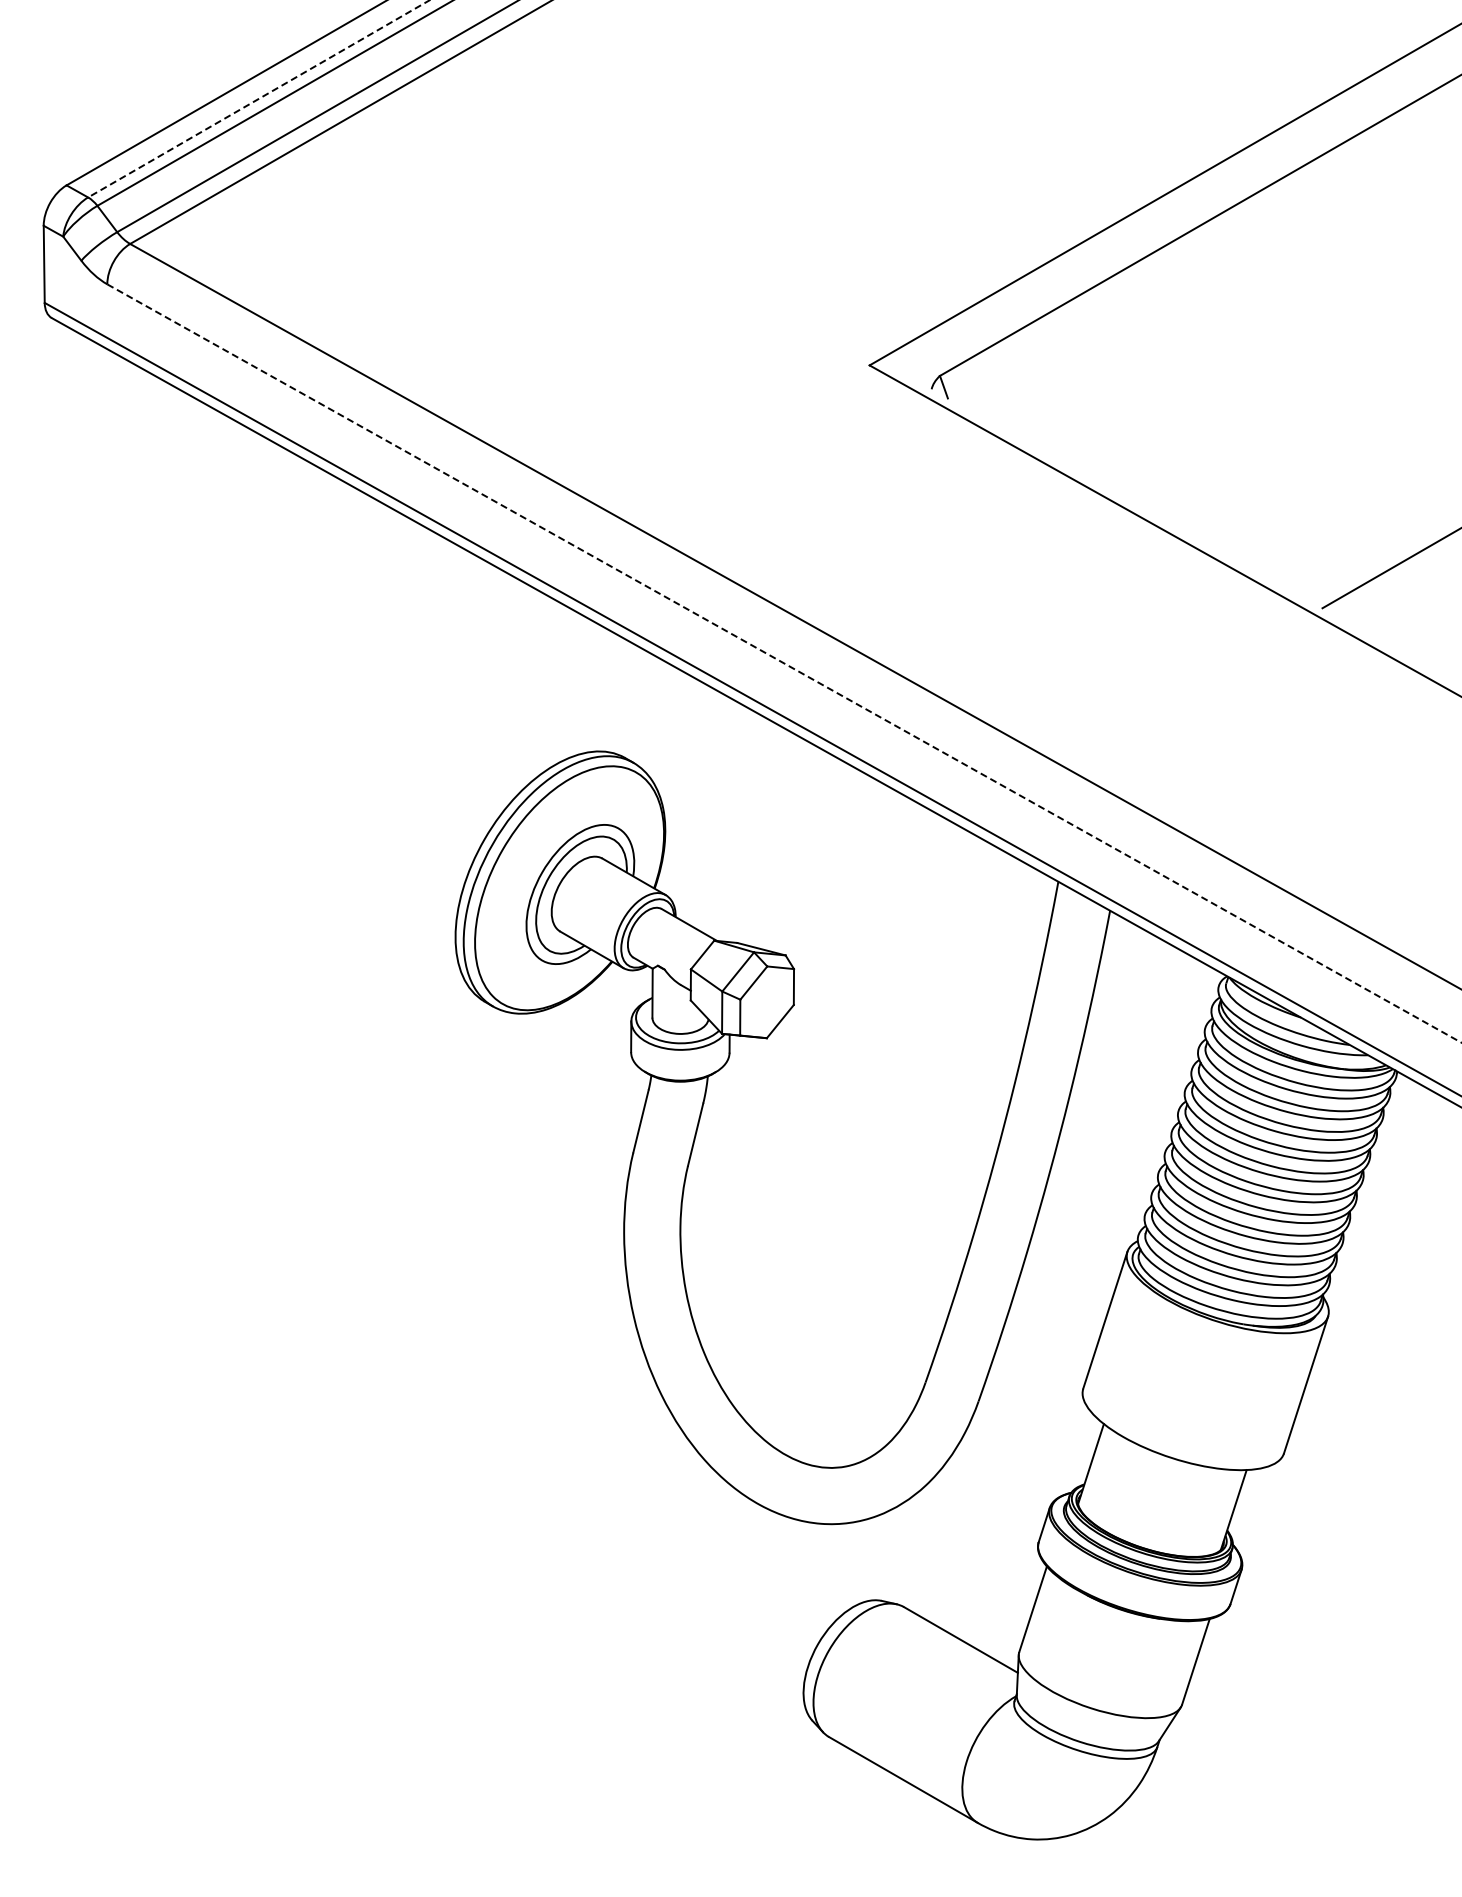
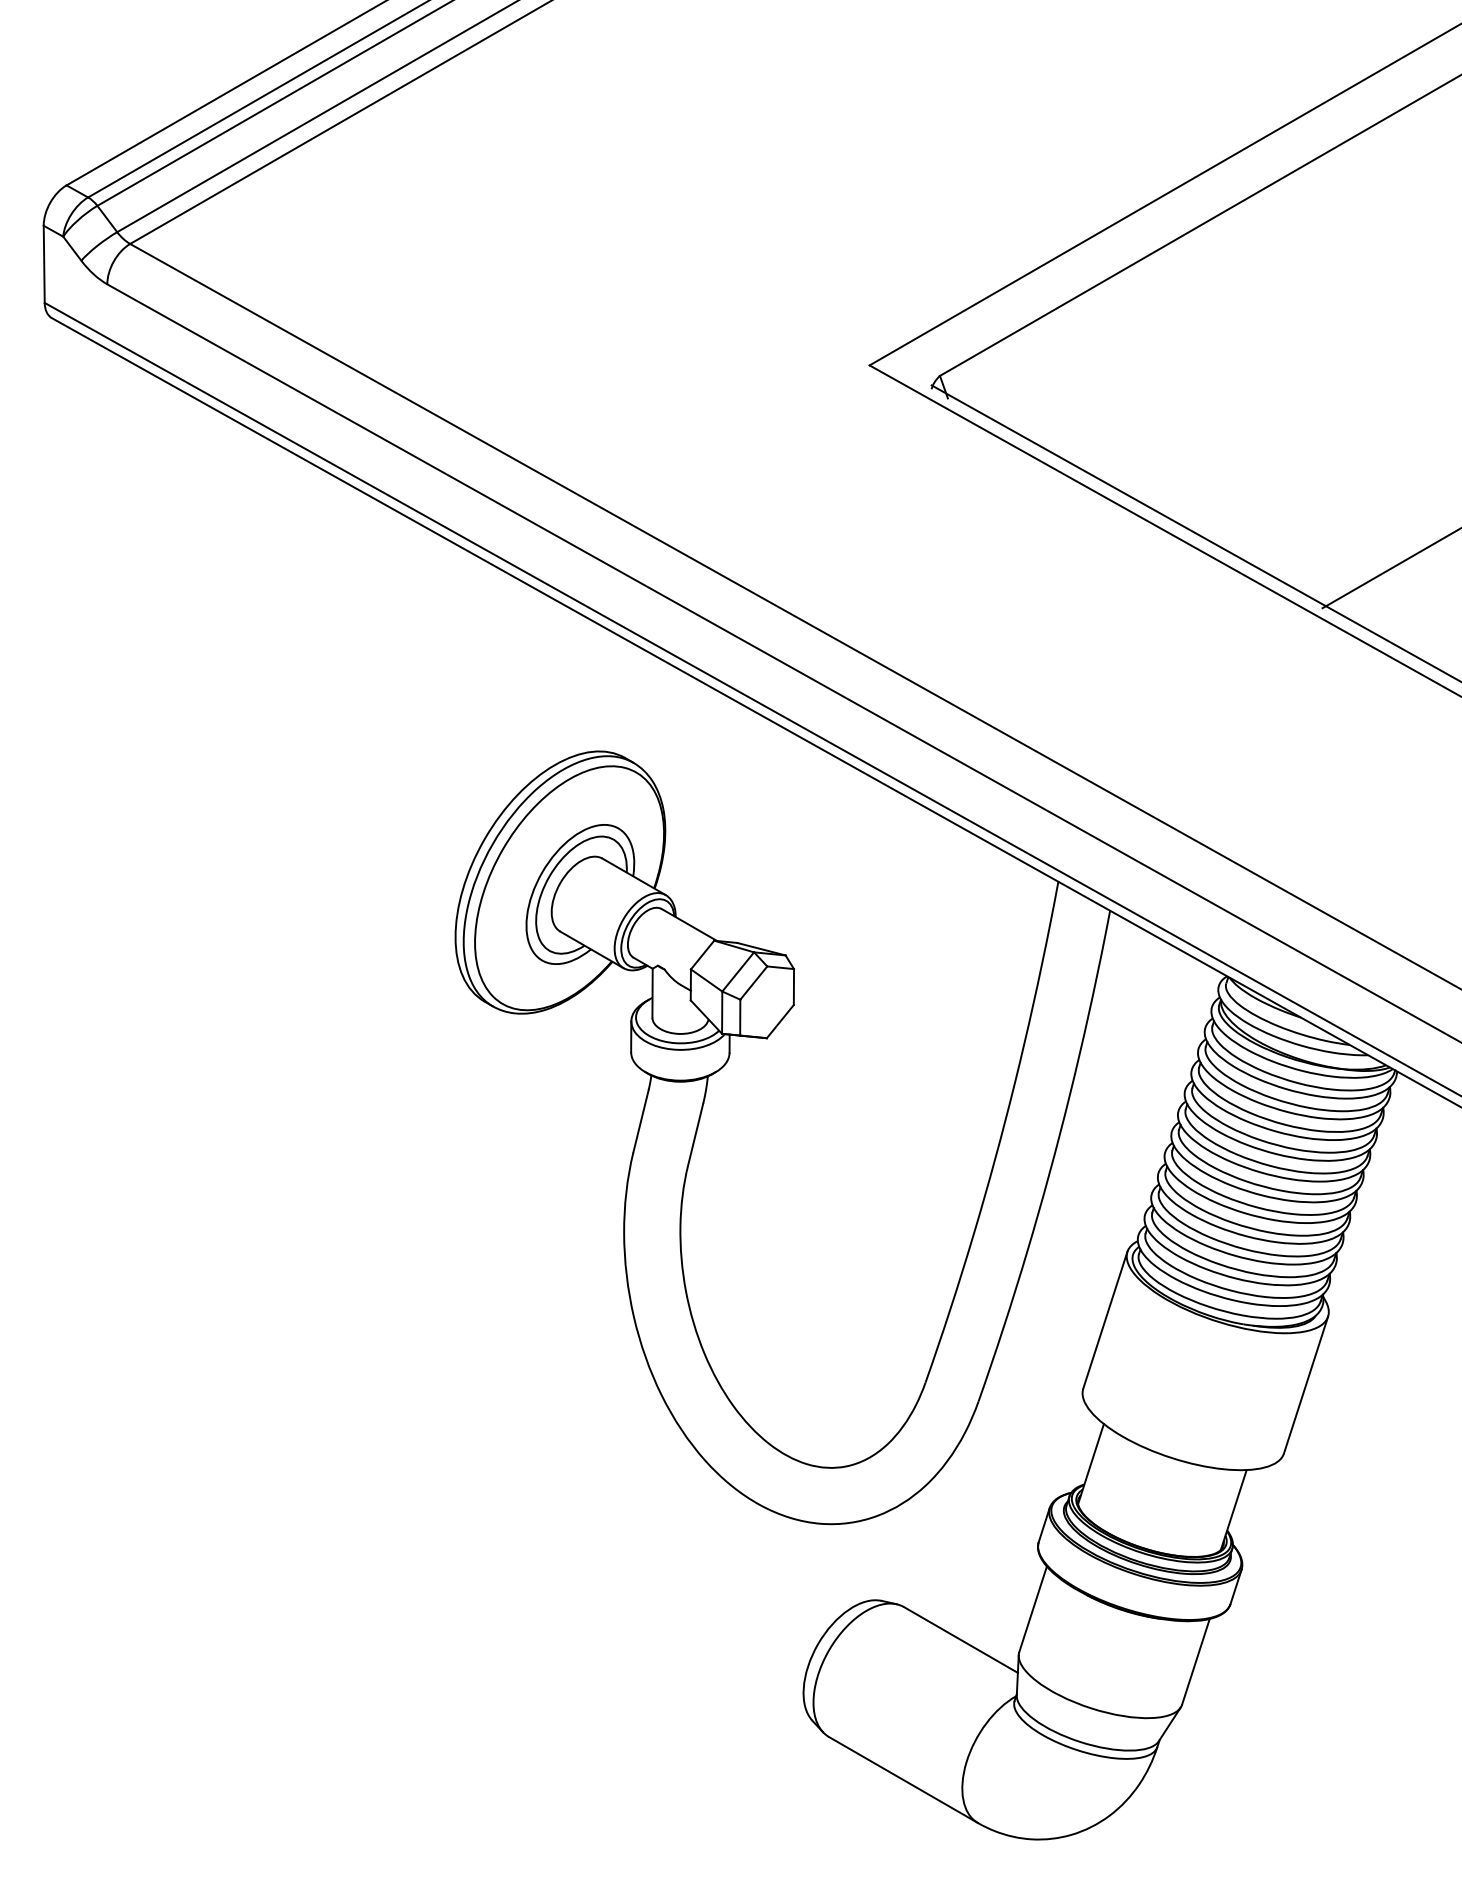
line: dashed -> solid (258, 99)
line: none -> present (1194, 532)
line: dashed -> solid (784, 663)
